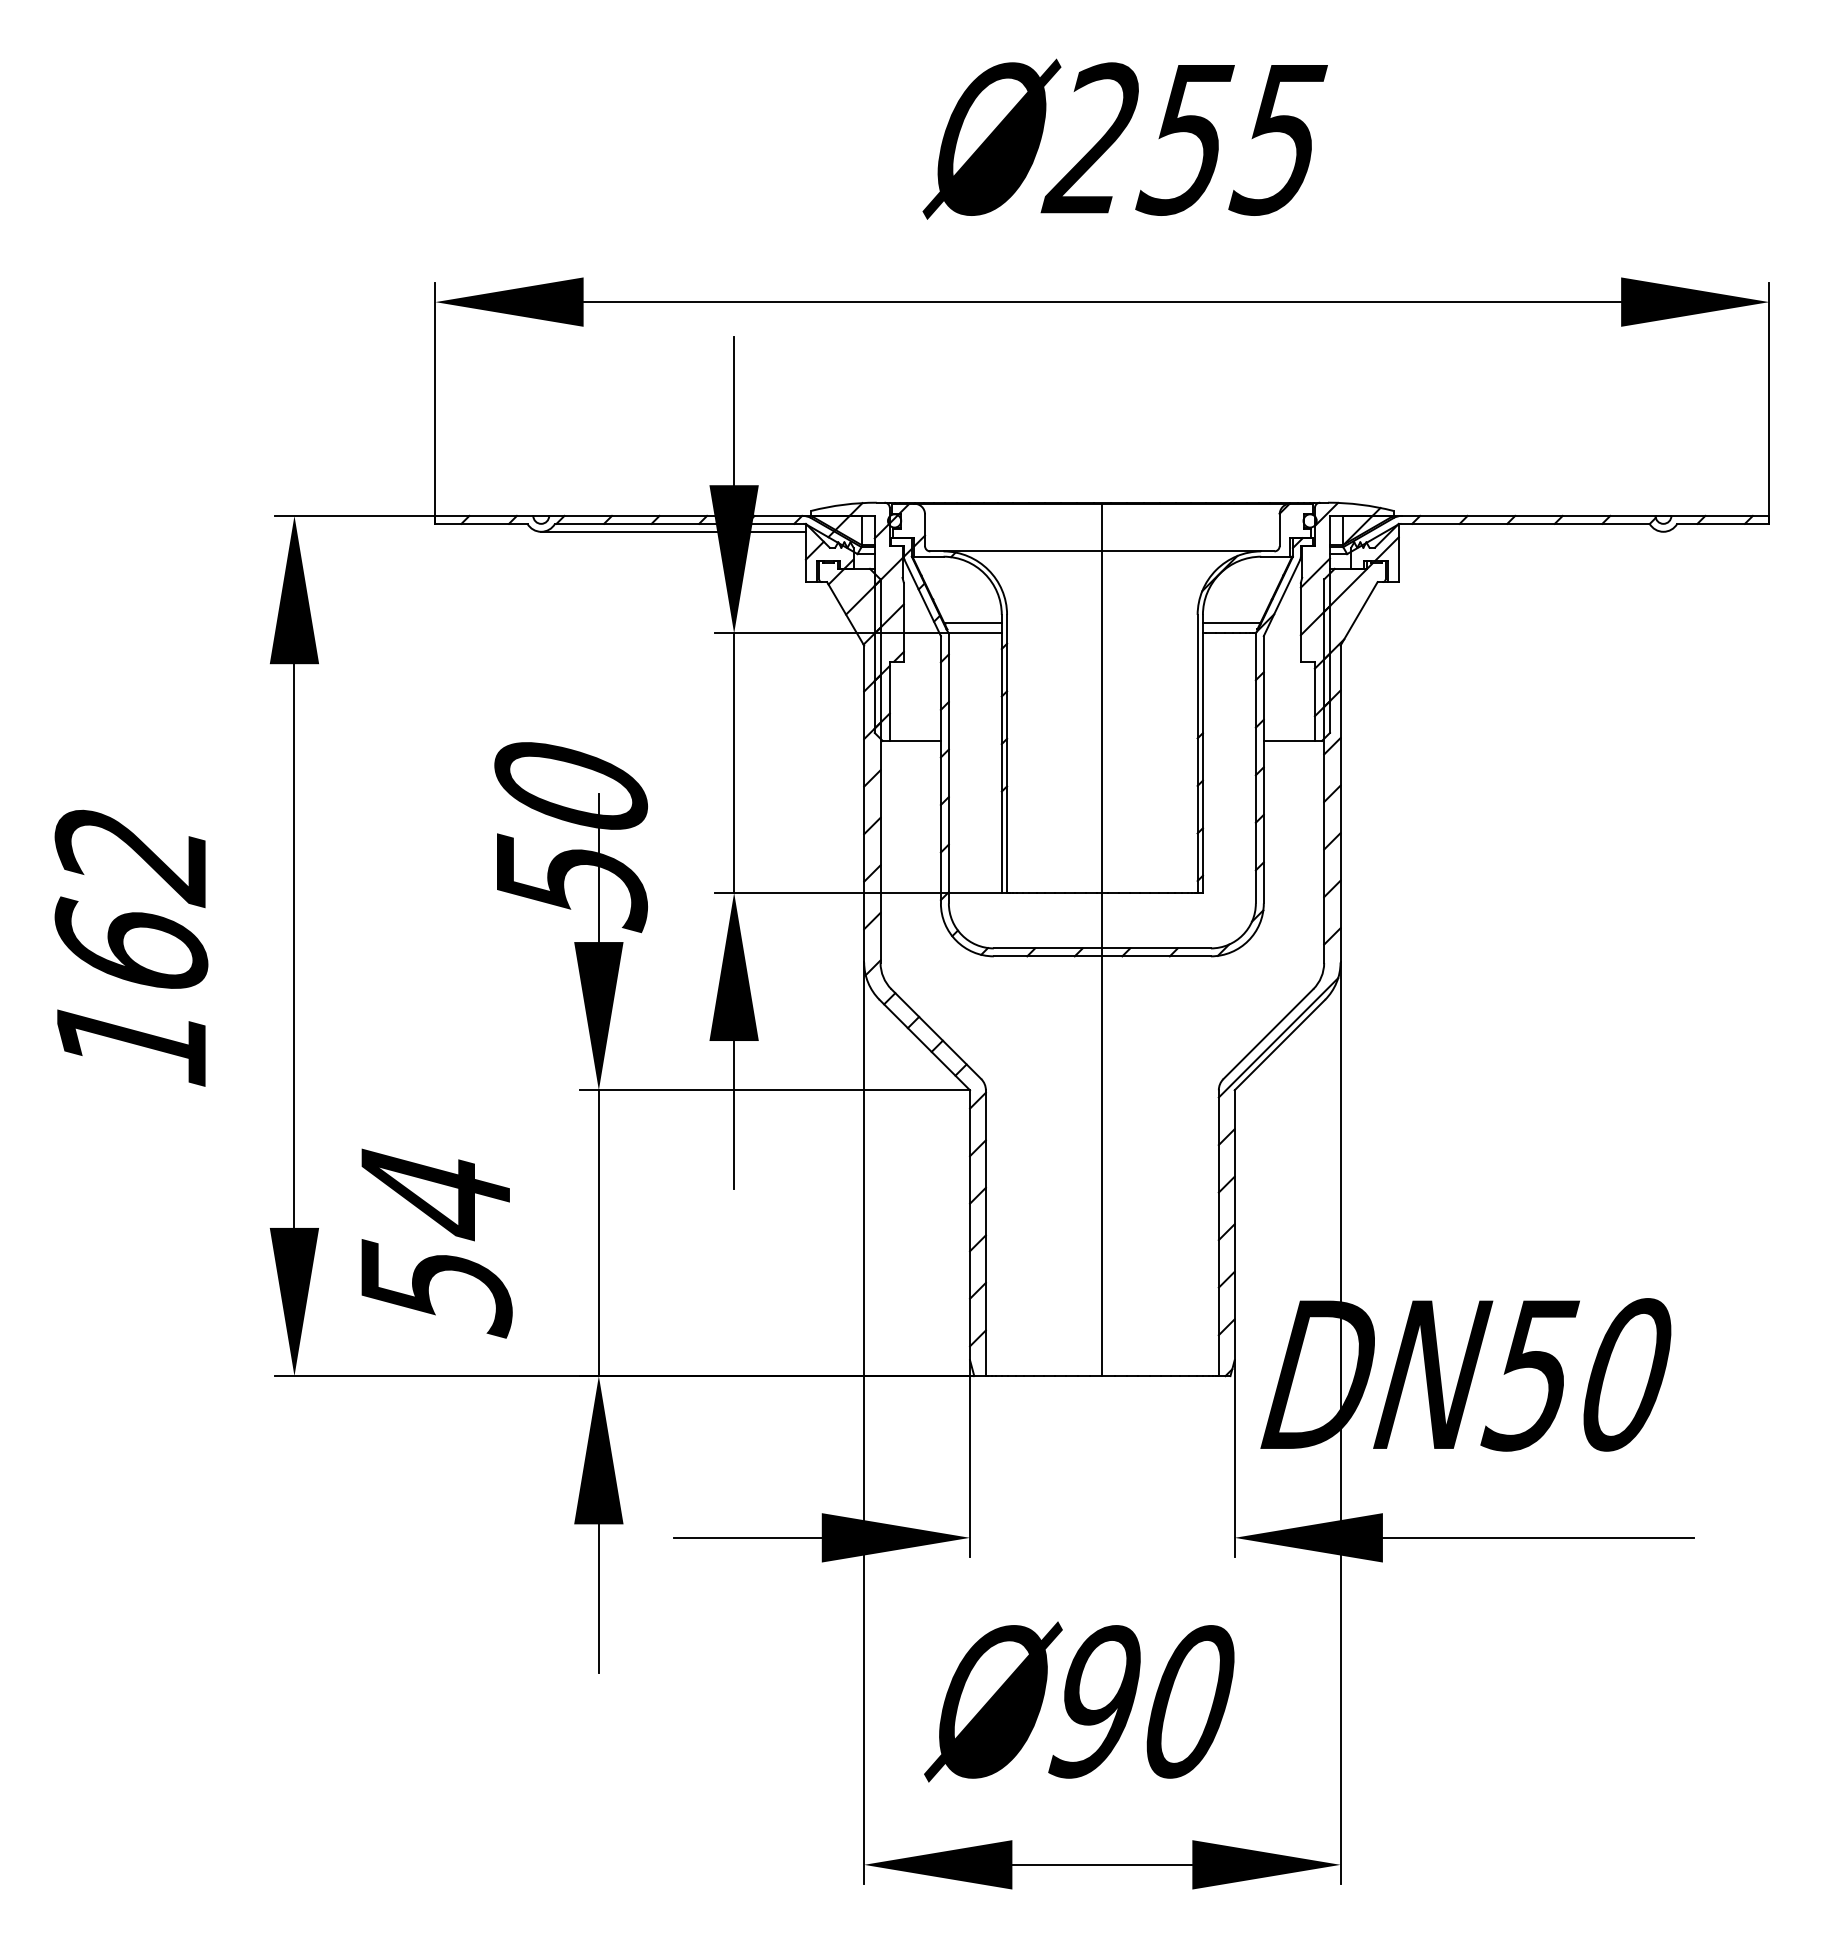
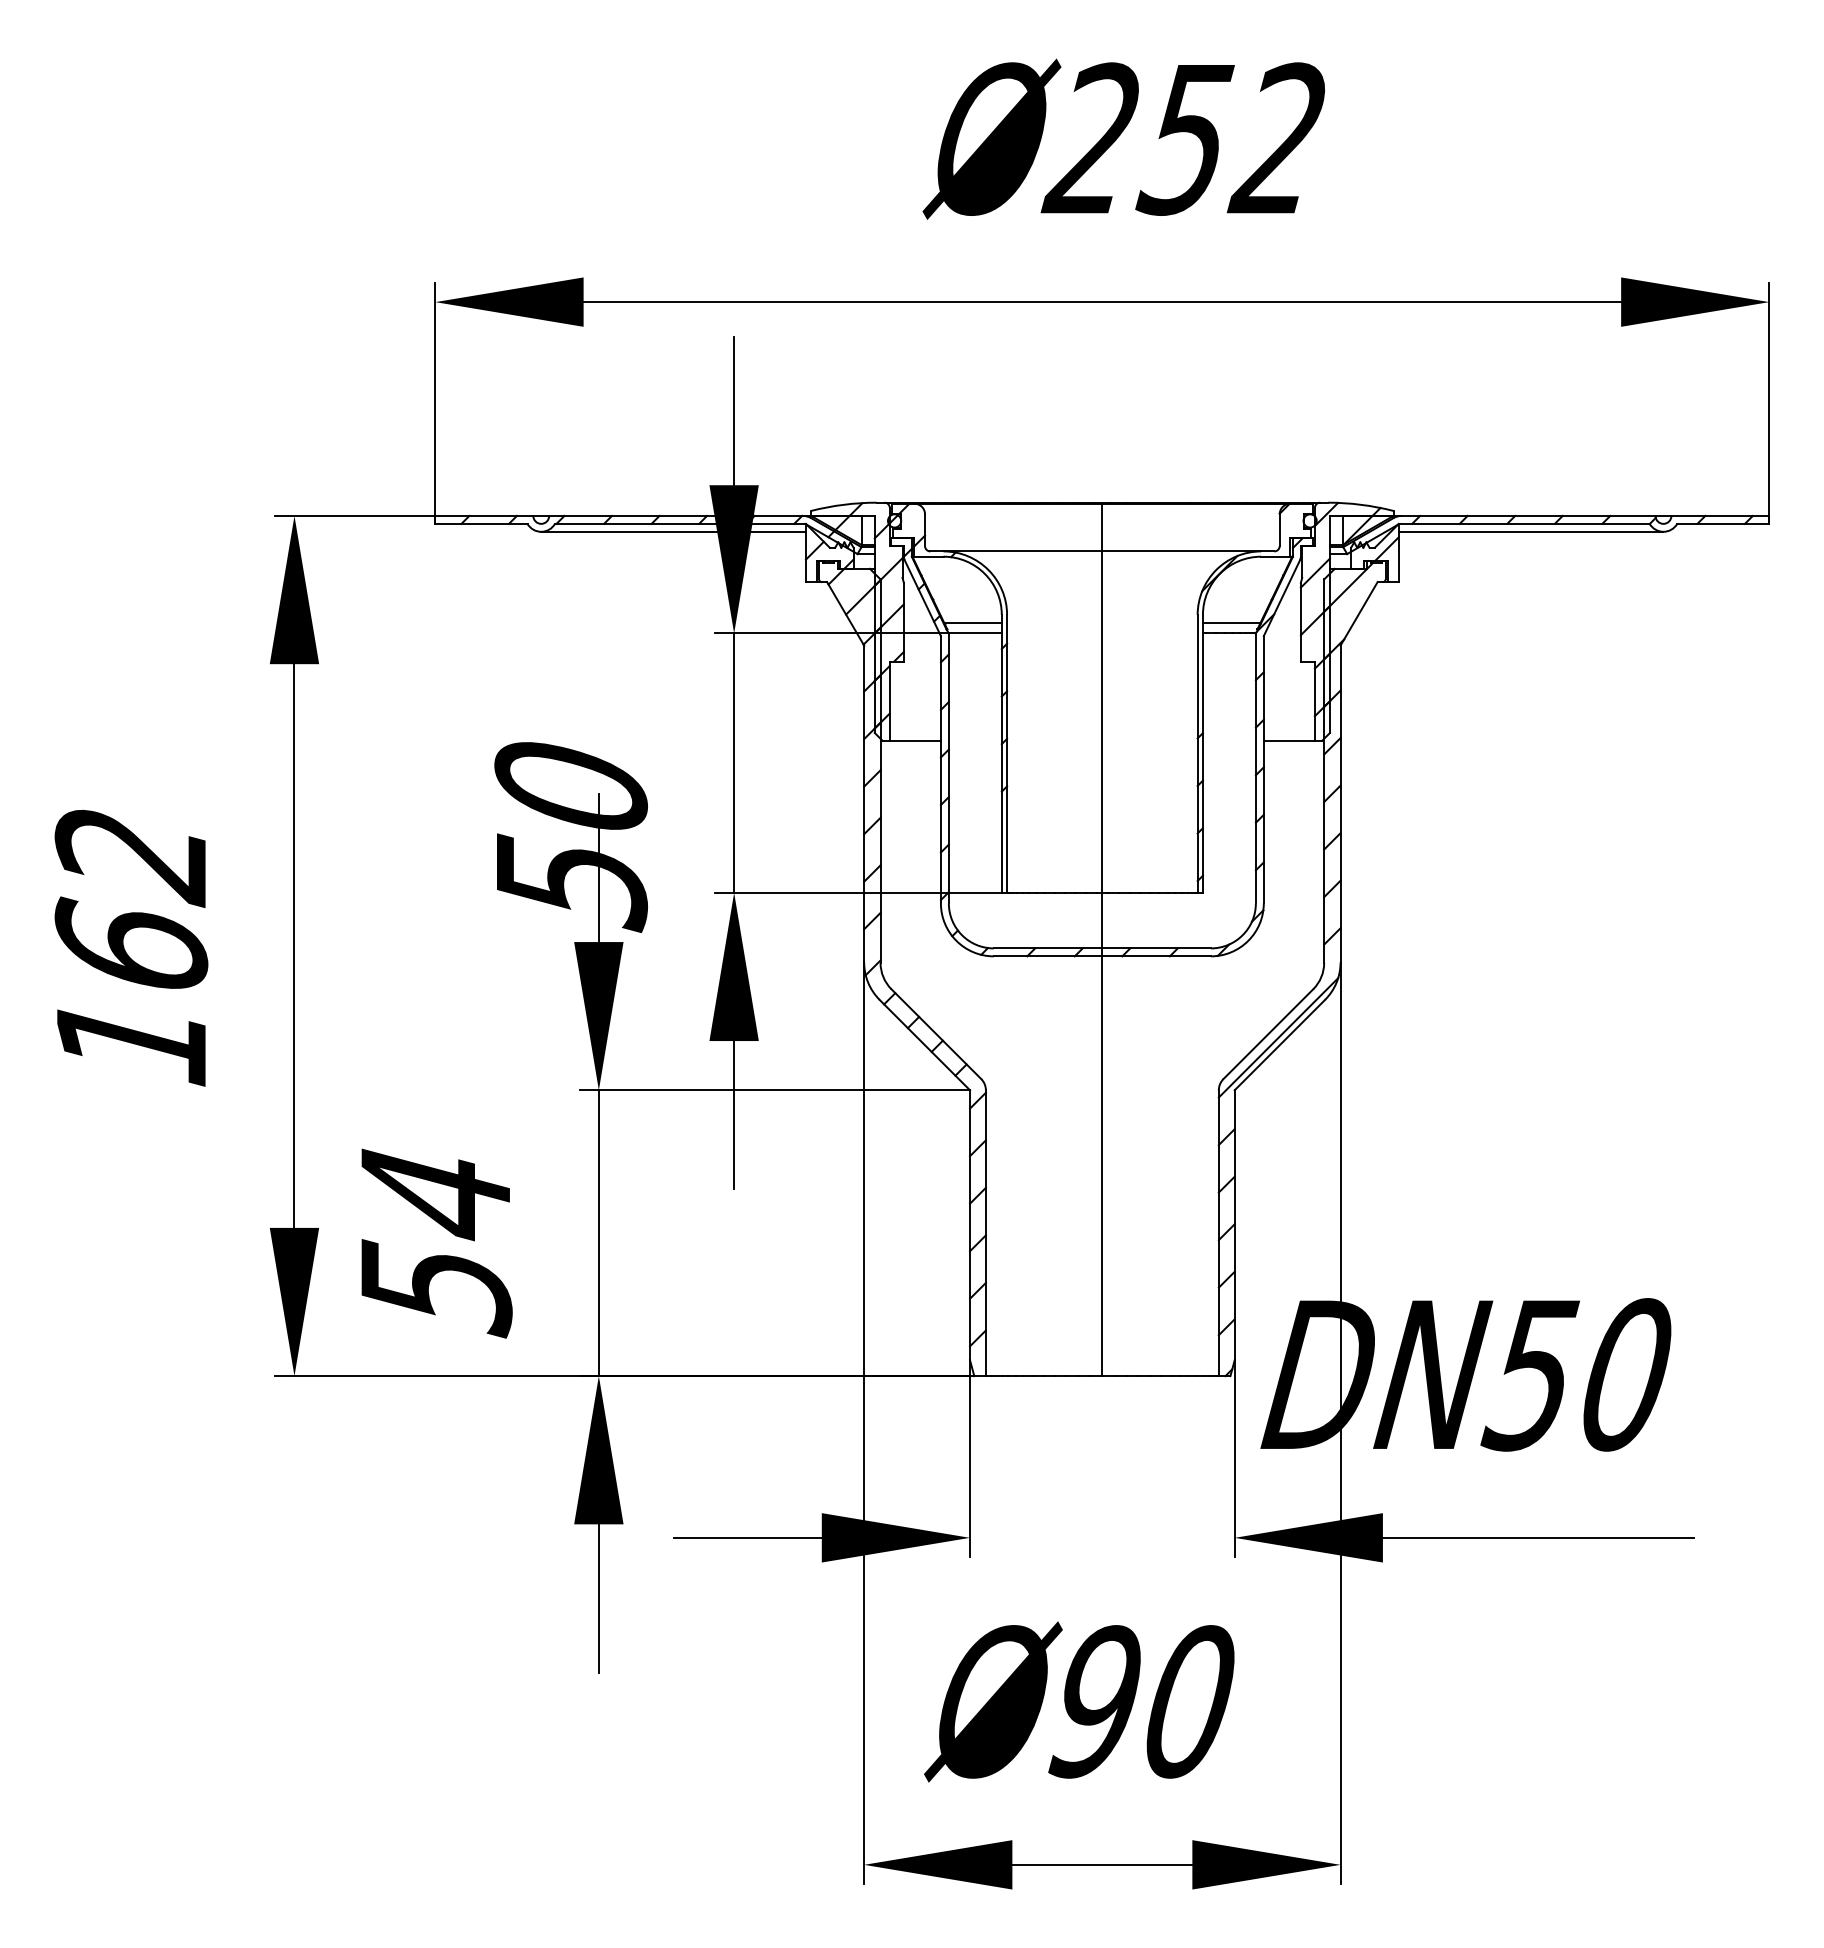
text: Ø255 -> Ø252 (1276, 138)
line: none -> present (1530, 531)
